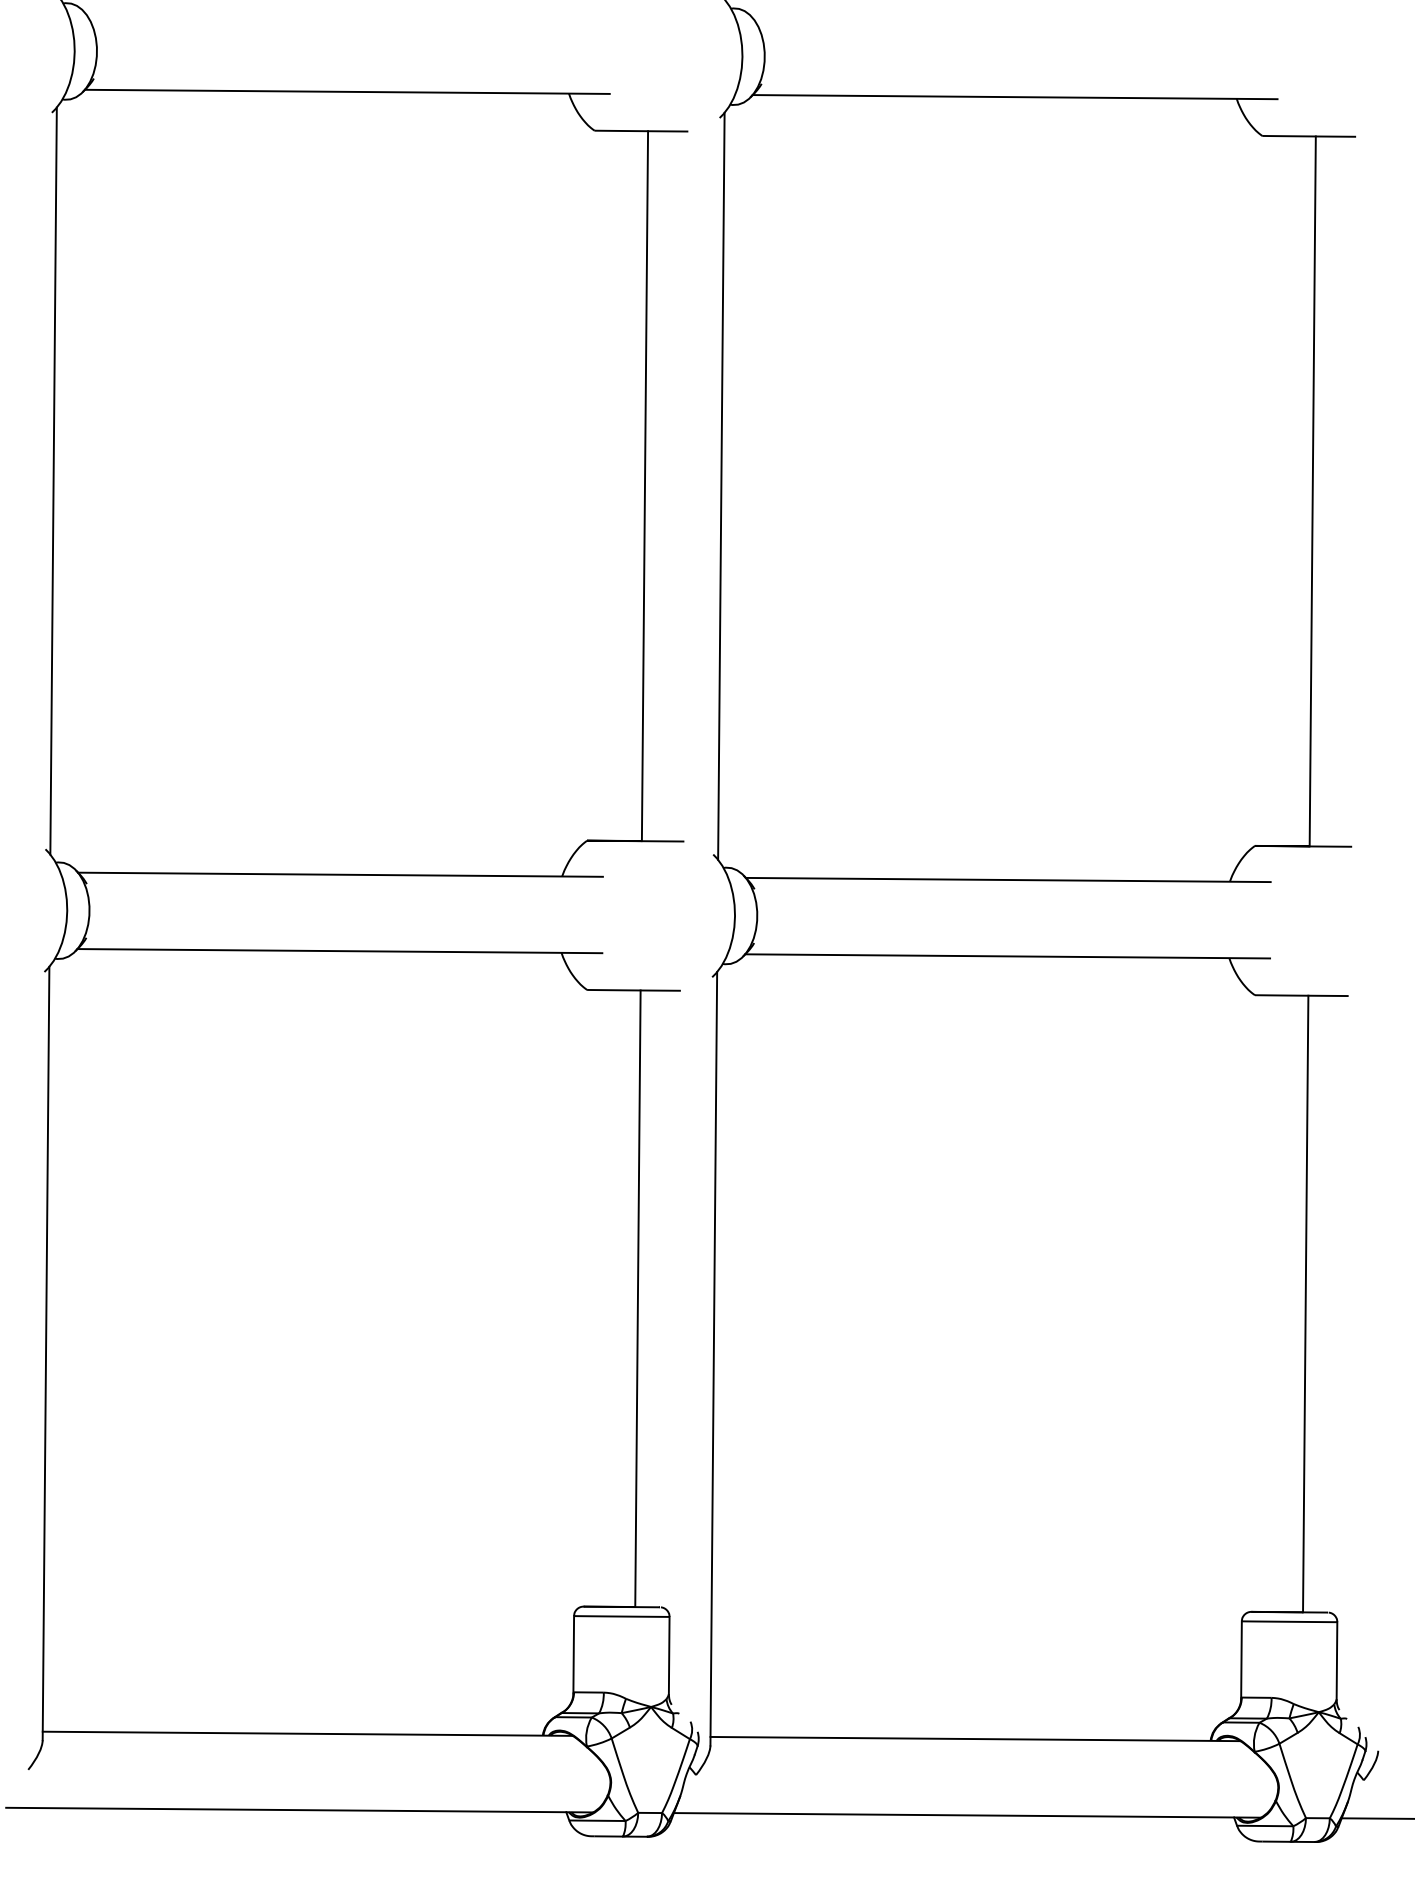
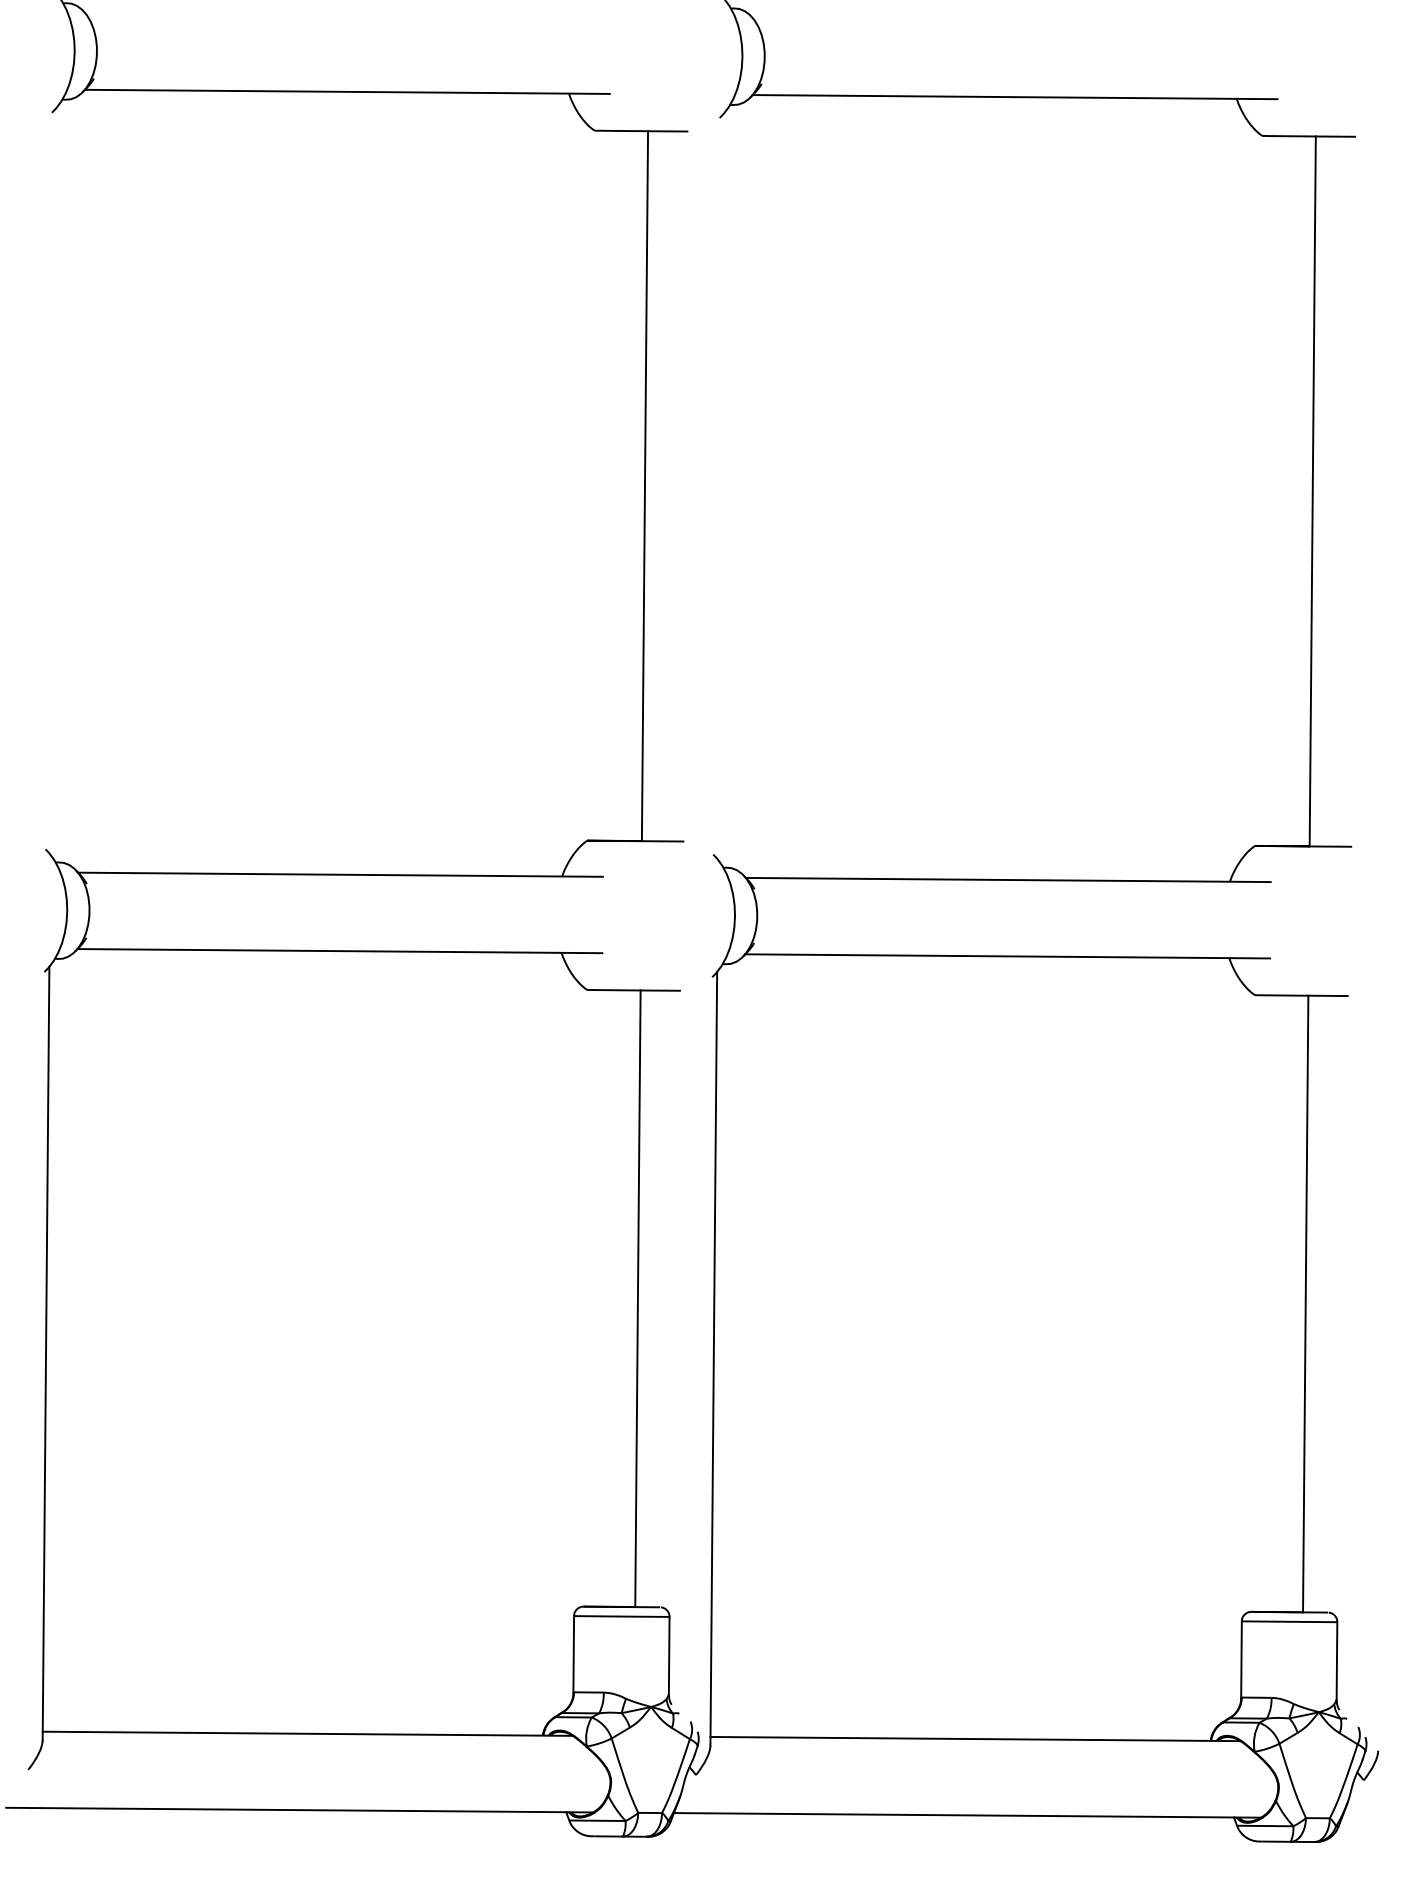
line: present -> none (53, 480)
line: present -> none (721, 485)
line: present -> none (1376, 1818)
